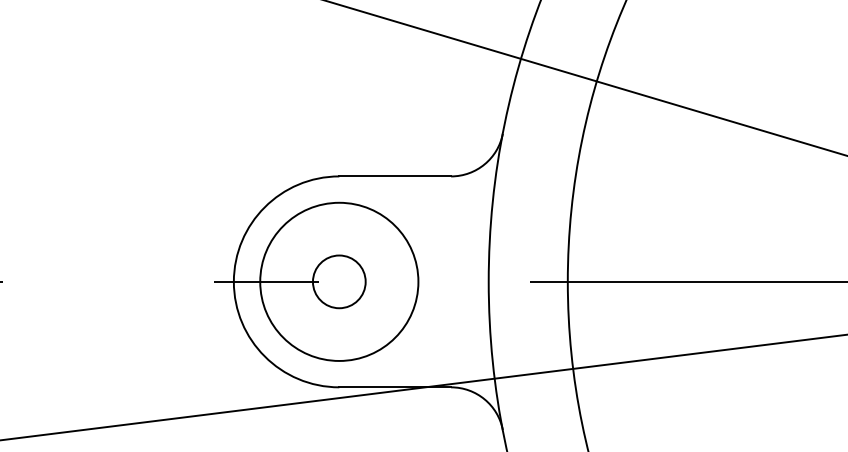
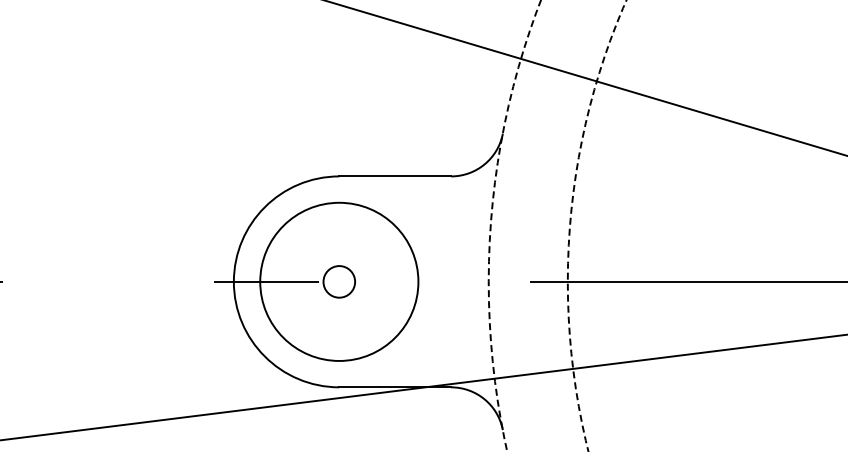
circle: solid -> dashed (514, 225)
circle: solid -> dashed (596, 225)
circle diameter: 53 px -> 32 px (339, 281)
